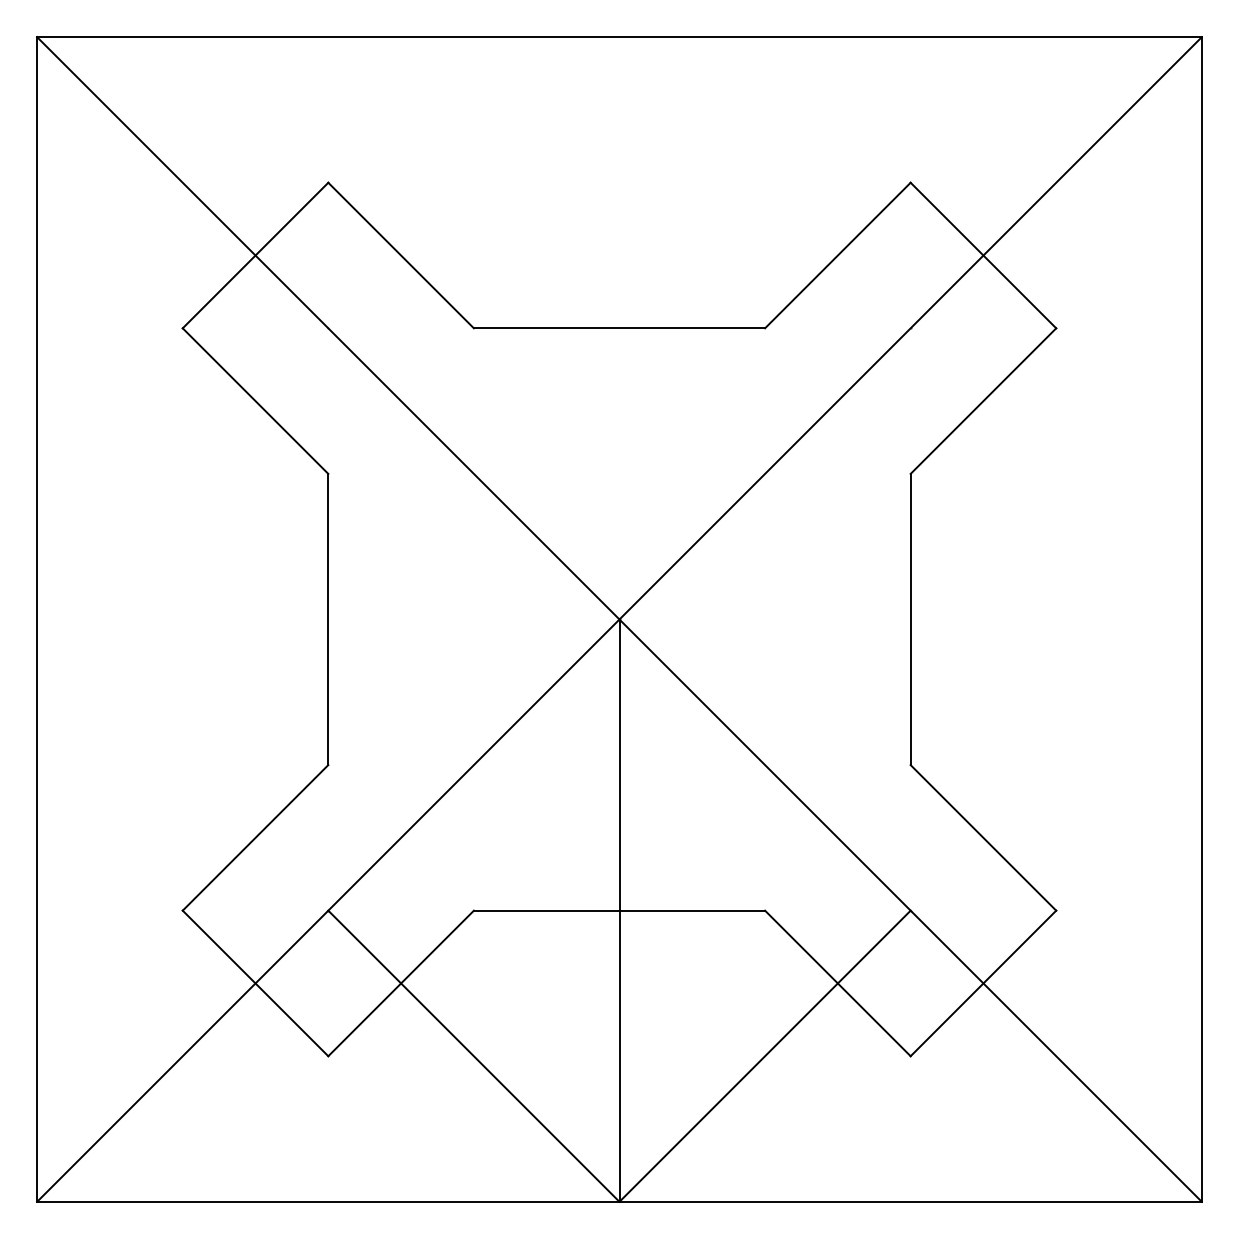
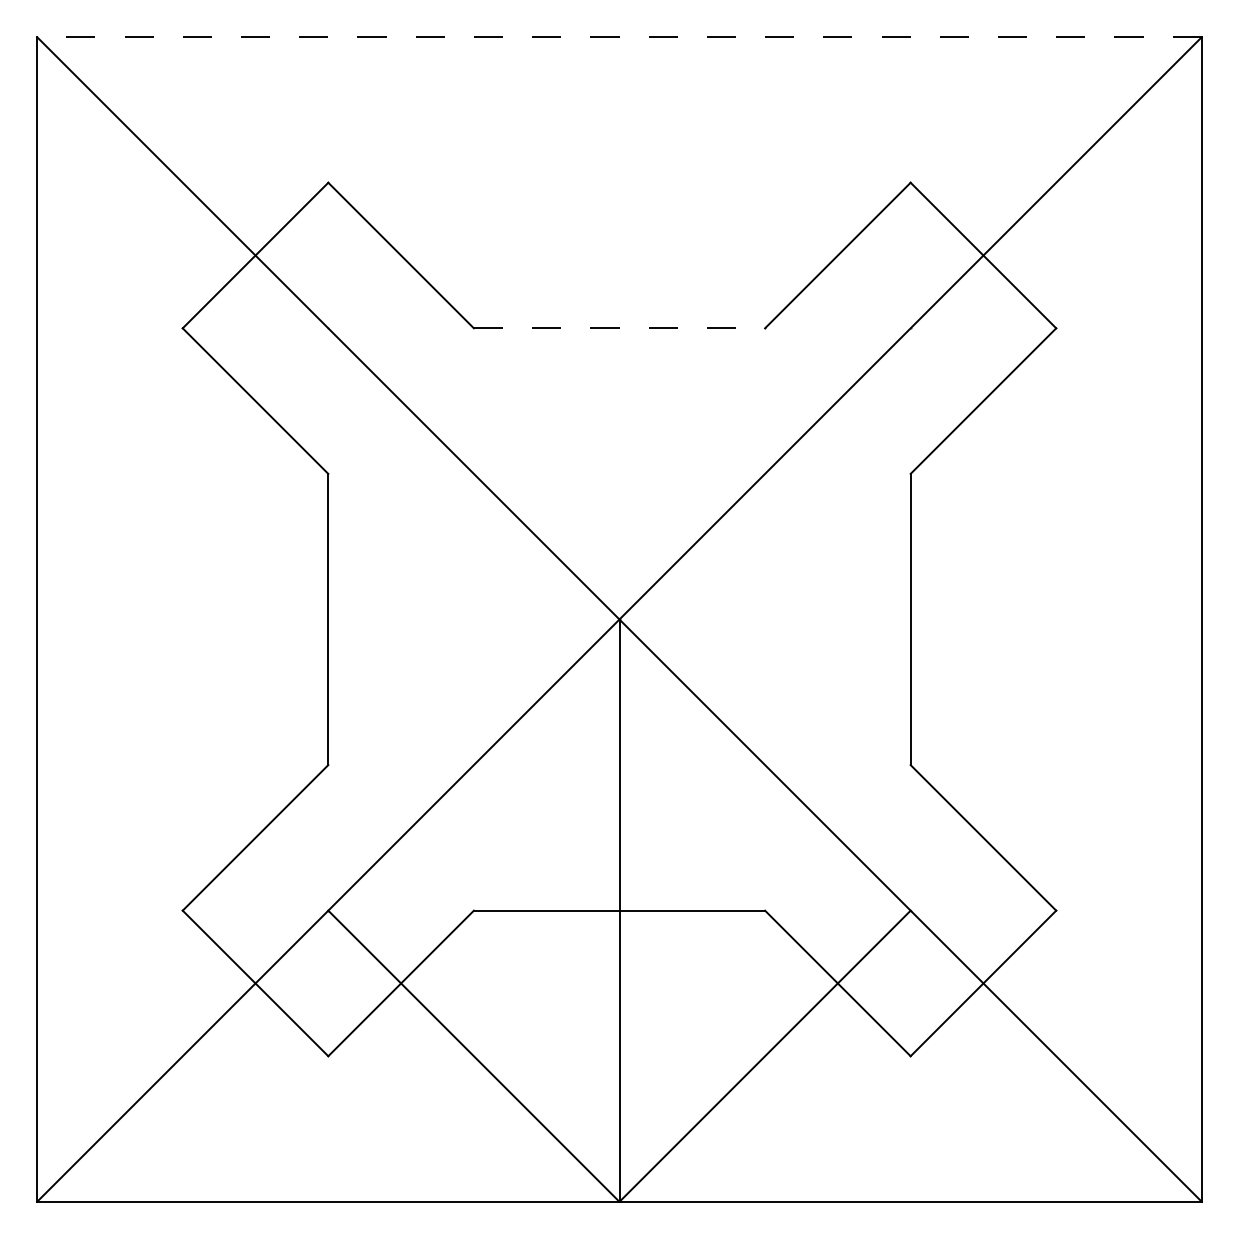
line: solid -> dashed (619, 37)
line: solid -> dashed (619, 328)
